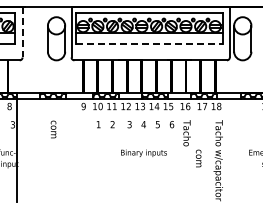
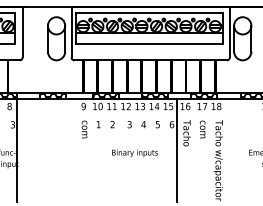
line: dashed -> solid (22, 32)
line: dashed -> solid (149, 44)
text position: (53, 129) -> (84, 129) (84, 129)
line: none -> present (177, 150)
text position: (143, 152) -> (134, 152) (134, 152)
text position: (198, 158) -> (202, 129) (202, 129)
